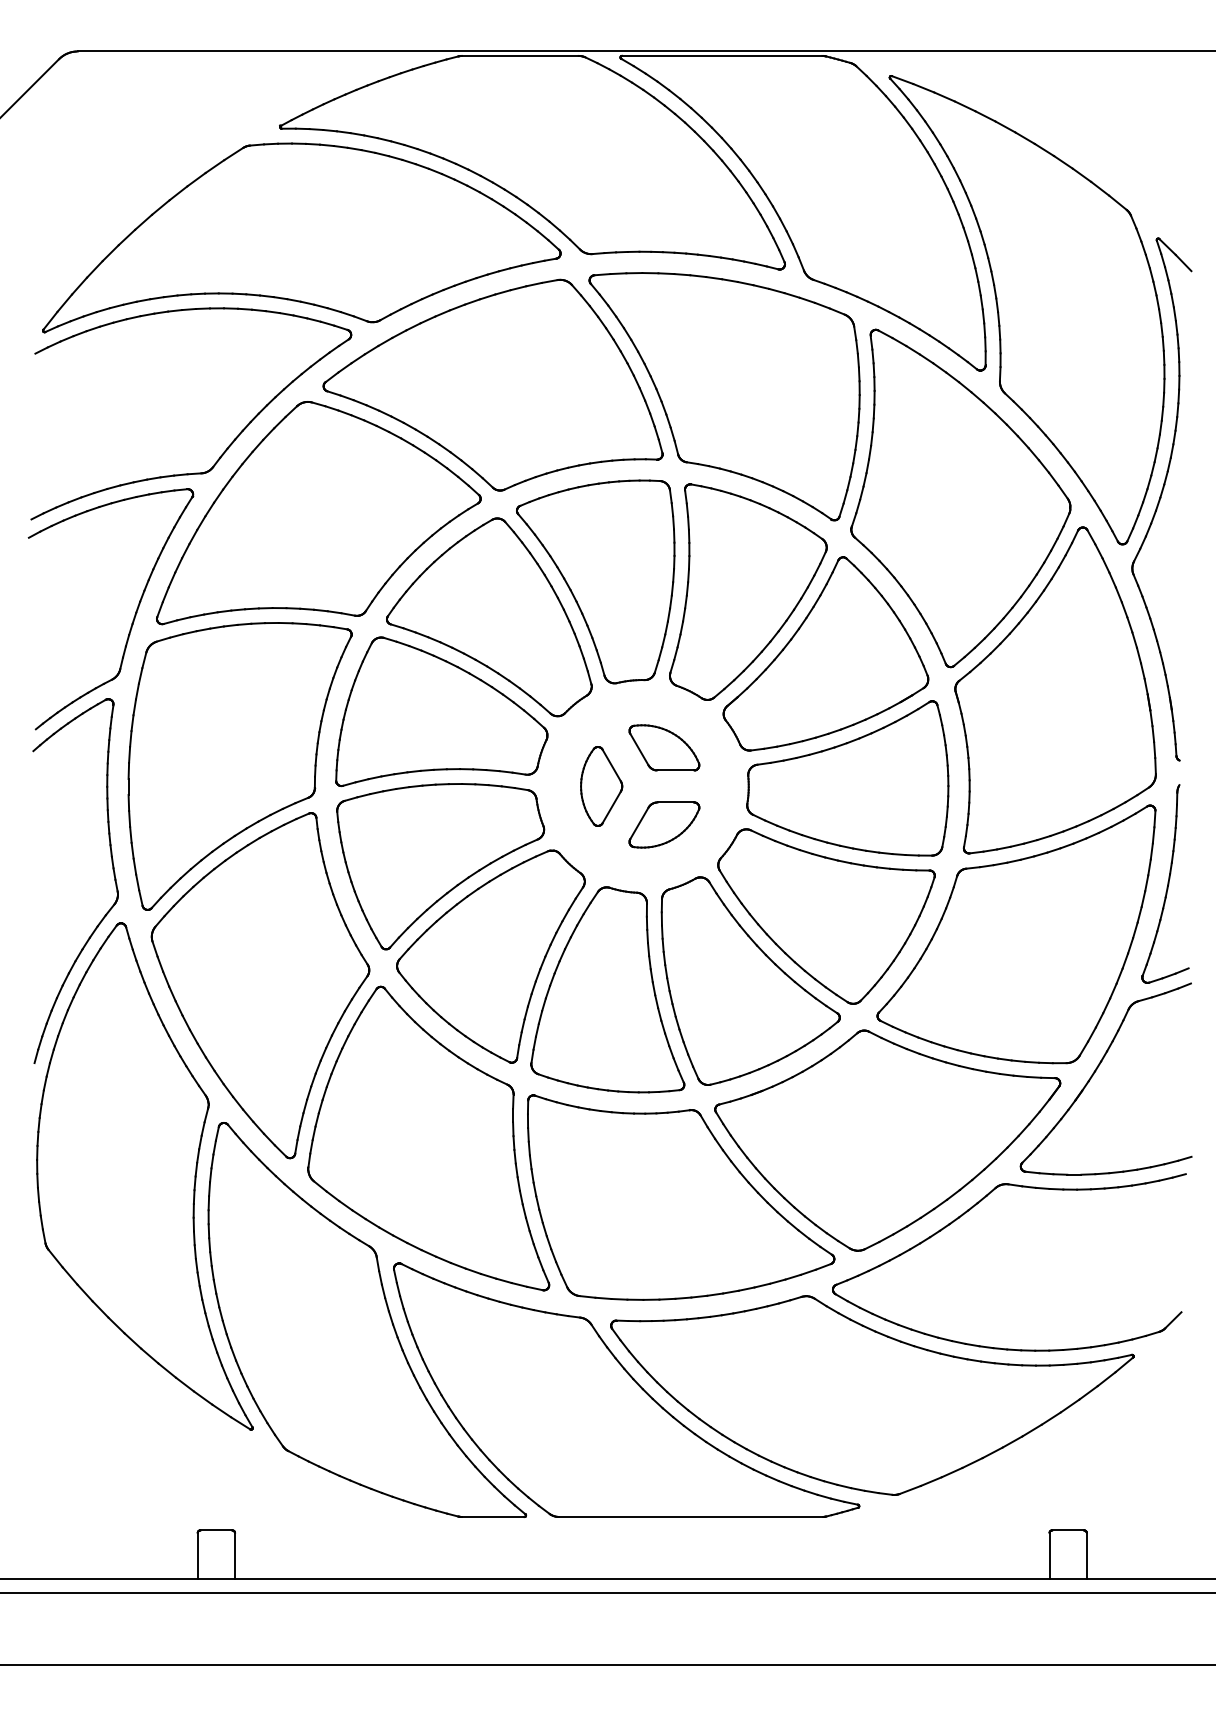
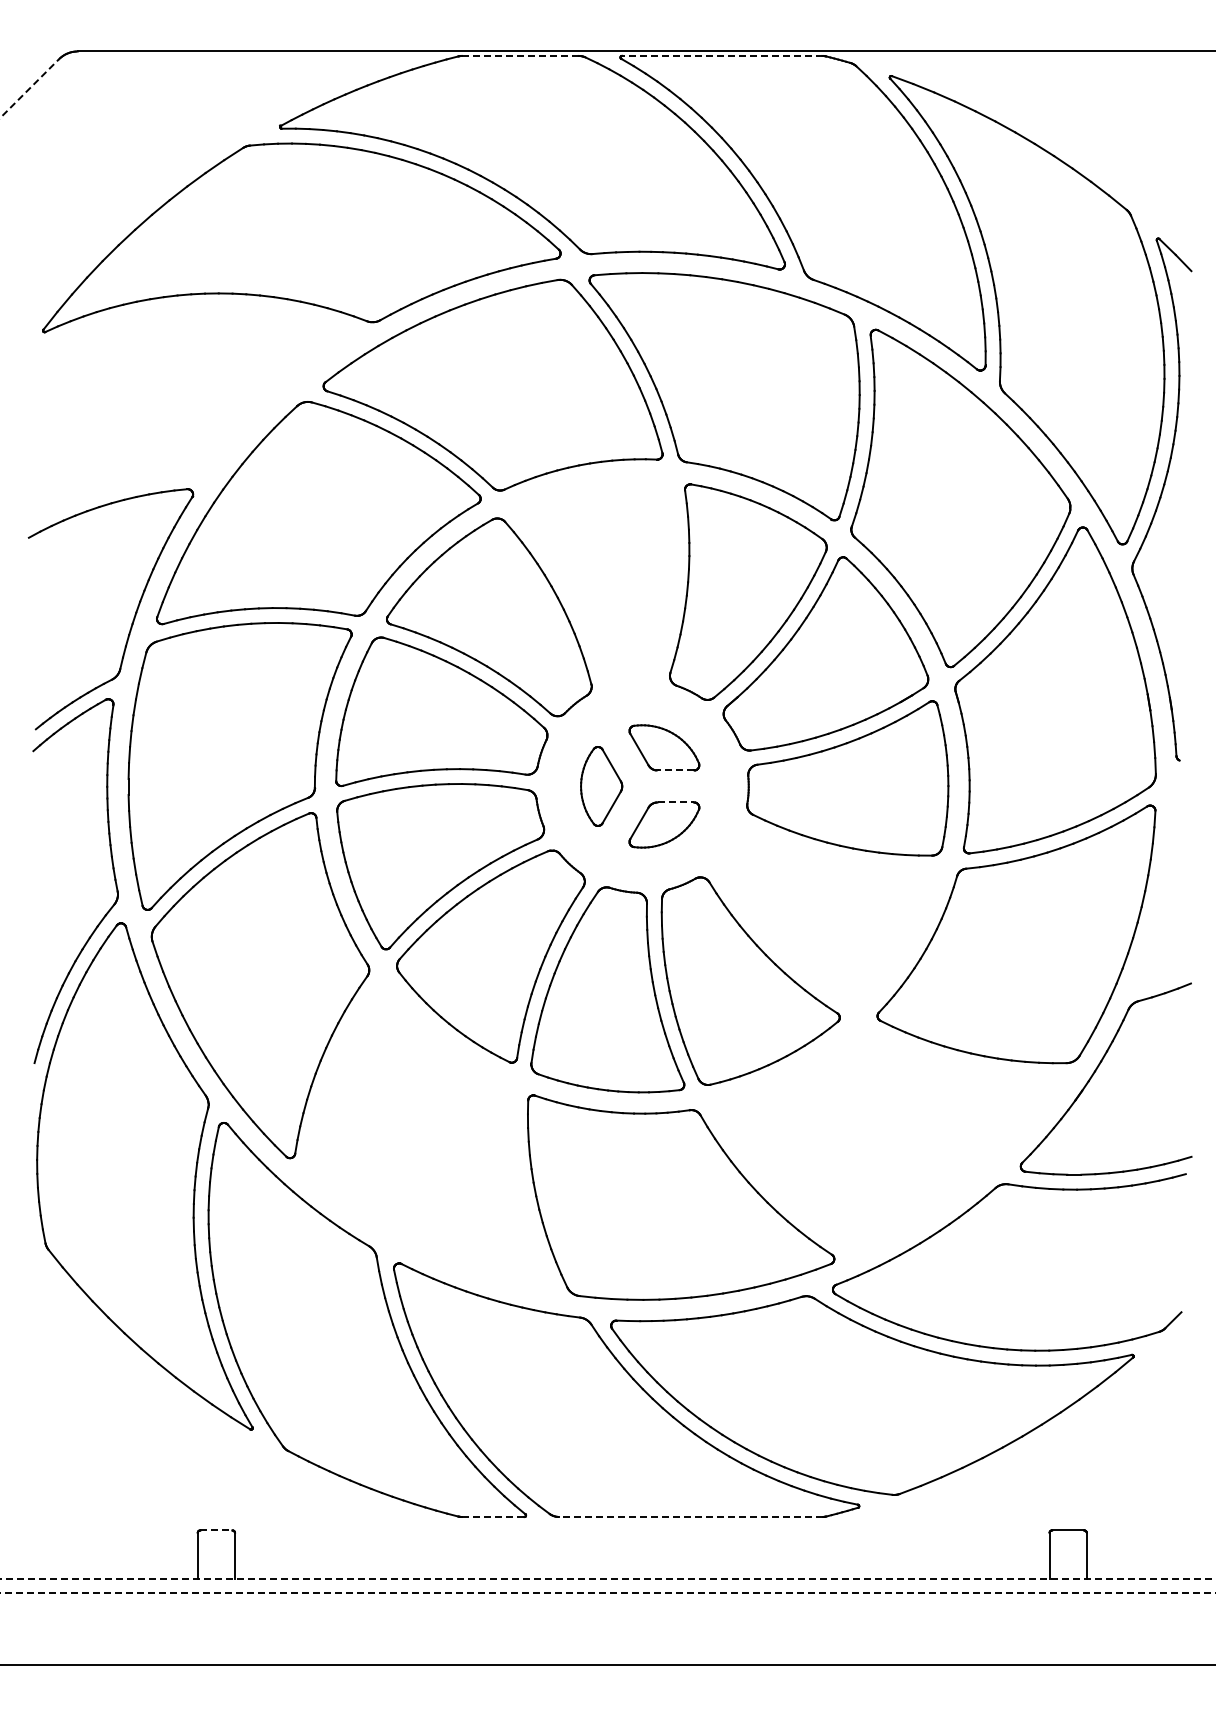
line: solid -> dashed (519, 55)
line: solid -> dashed (721, 55)
line: solid -> dashed (30, 88)
part: present -> none (228, 445)
part: present -> none (595, 581)
line: solid -> dashed (675, 770)
line: solid -> dashed (676, 802)
part: present -> none (1165, 883)
part: present -> none (826, 916)
part: present -> none (428, 1138)
part: present -> none (887, 1140)
line: solid -> dashed (492, 1516)
line: solid -> dashed (690, 1516)
line: solid -> dashed (216, 1530)
line: solid -> dashed (608, 1579)
line: solid -> dashed (607, 1592)
